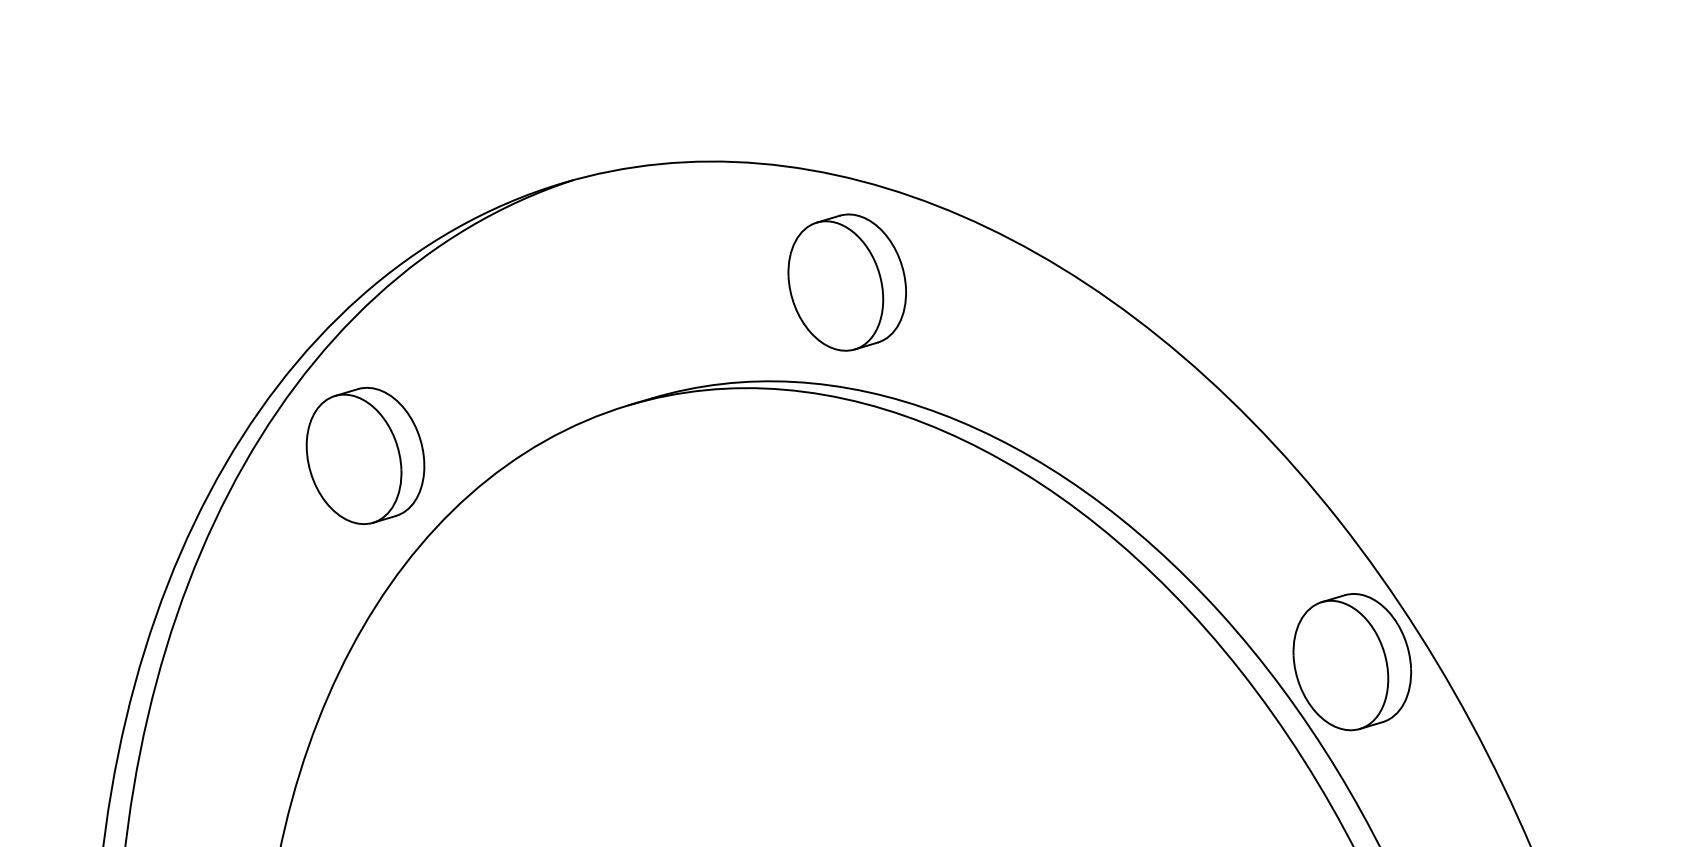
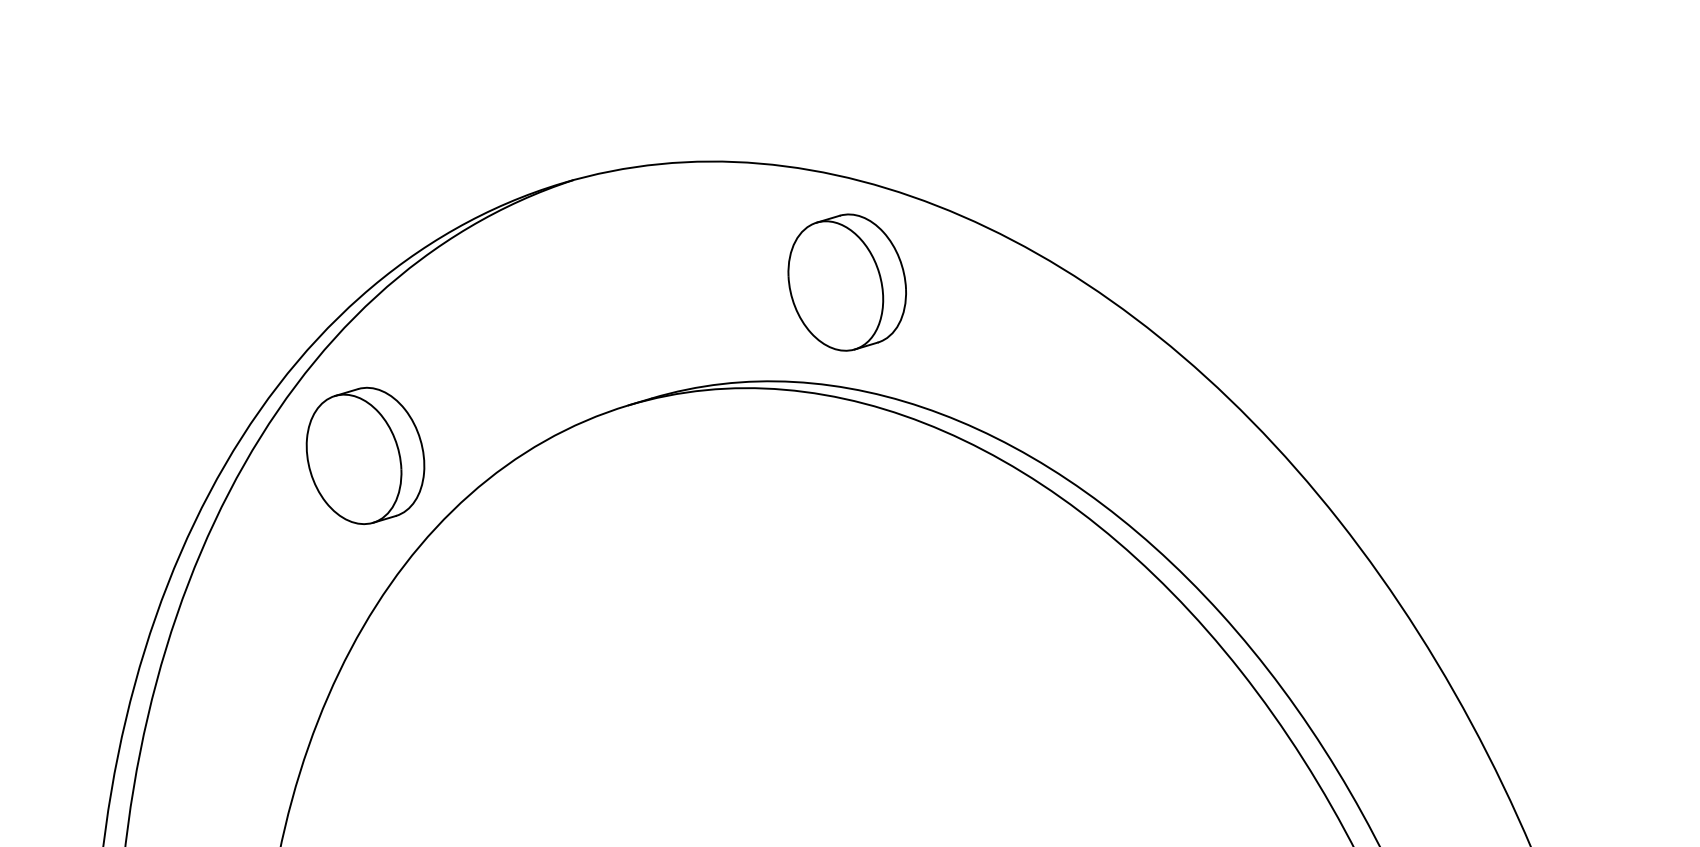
part: present -> none (1352, 662)
